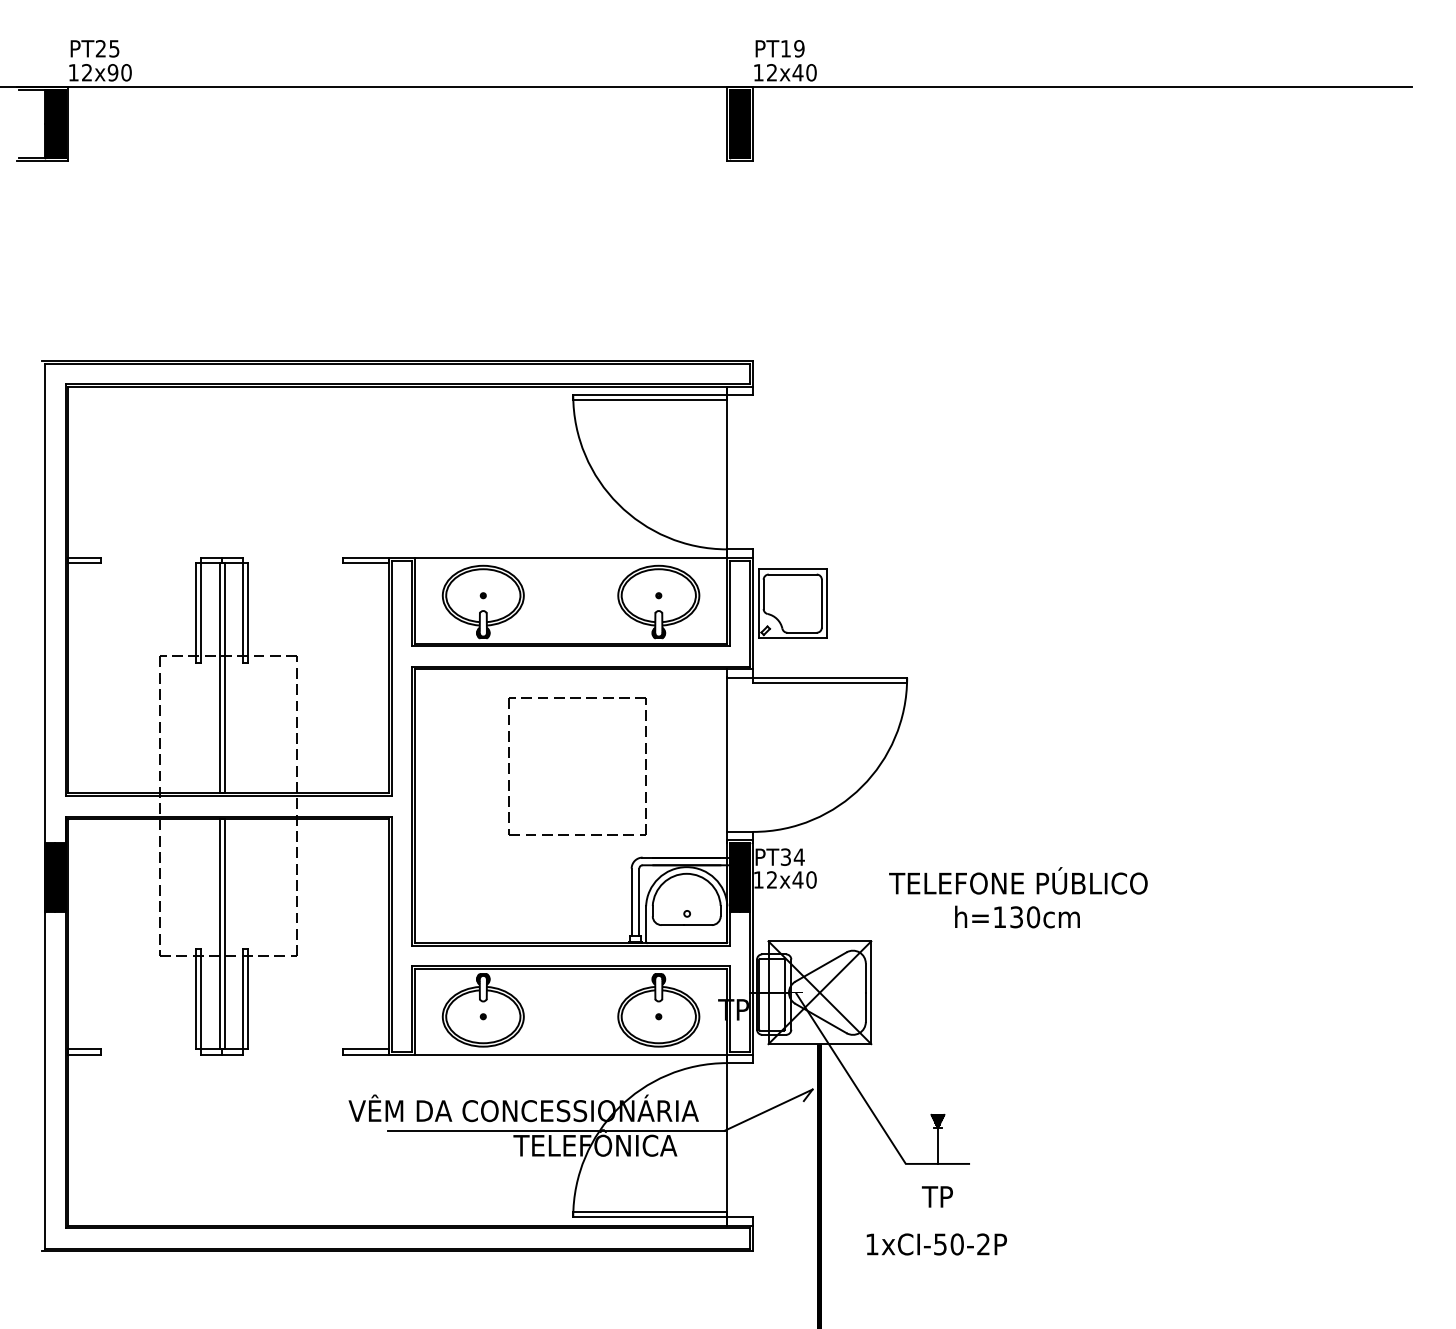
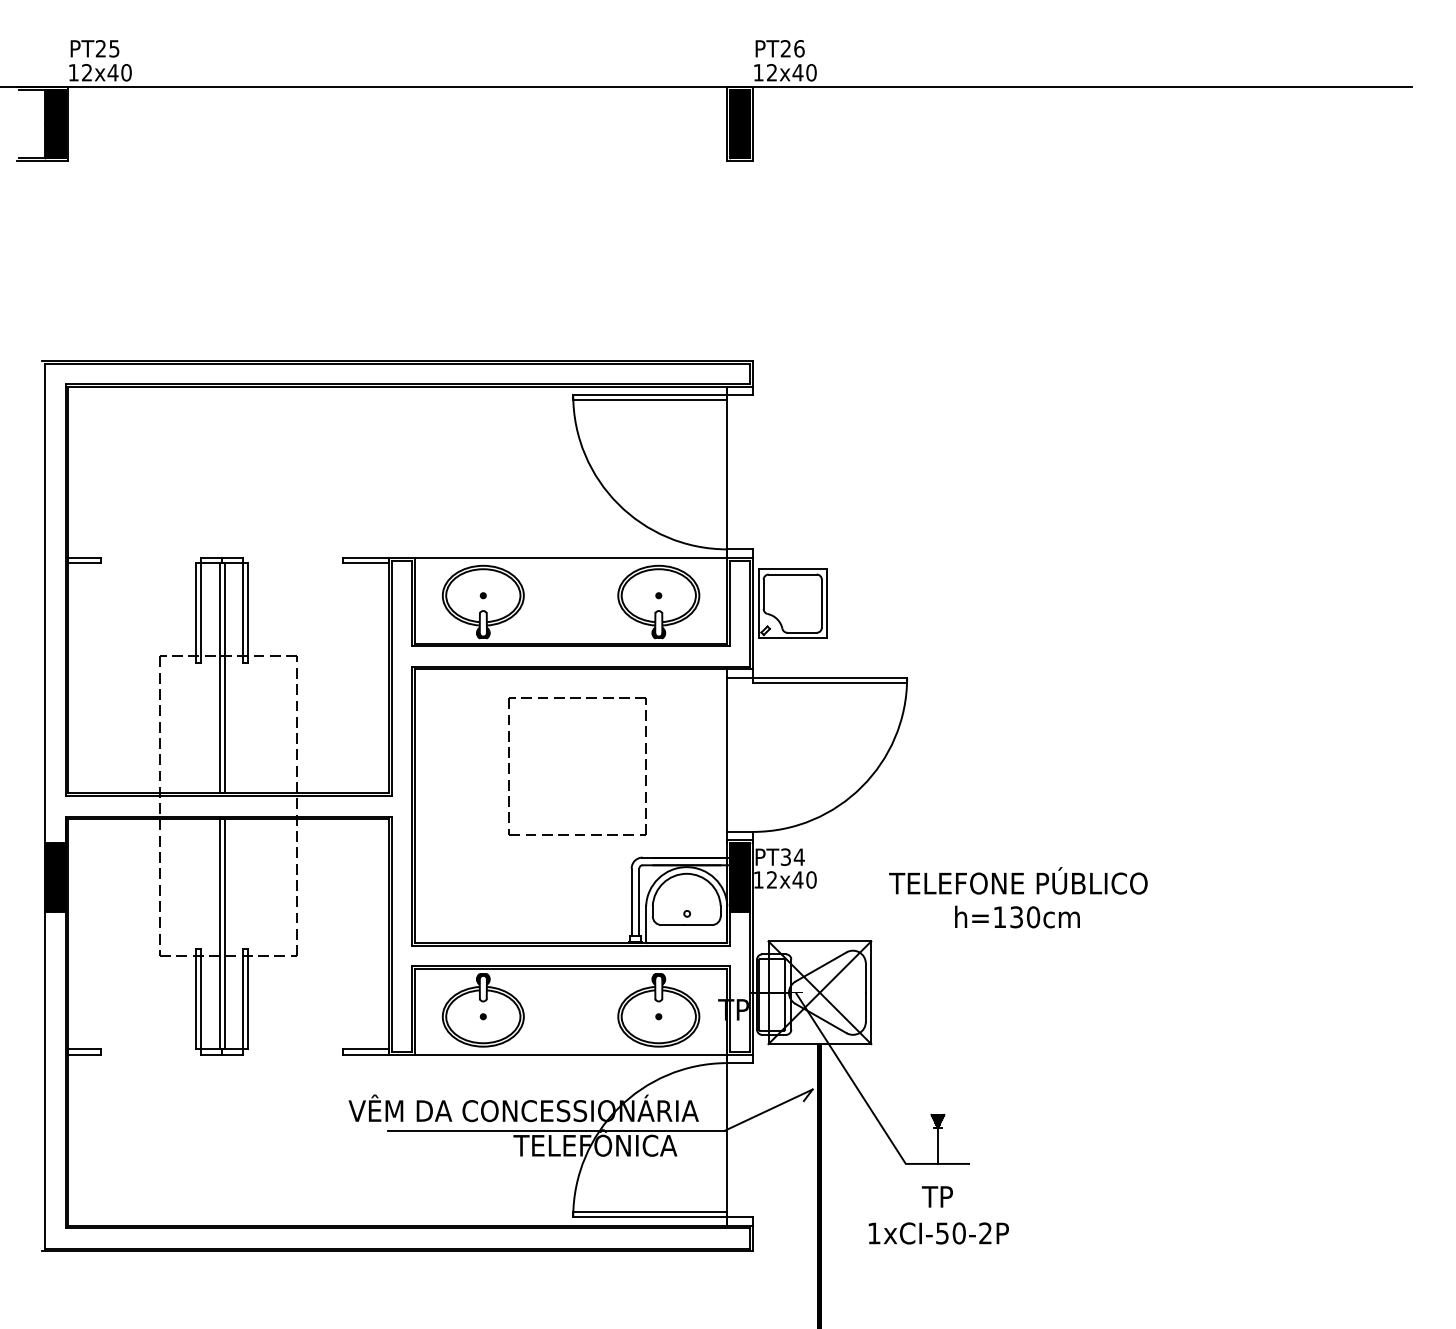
text: PT19 -> PT26 (792, 48)
text: 12x90 -> 12x40 (112, 72)
text position: (936, 1244) -> (938, 1233) (938, 1233)
